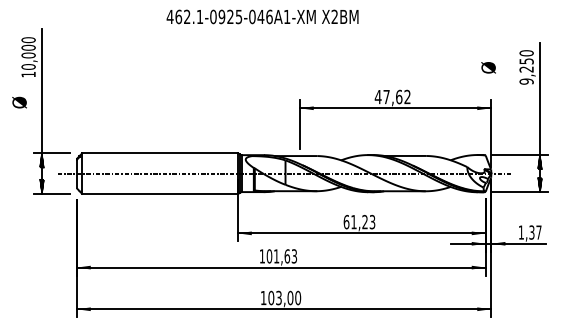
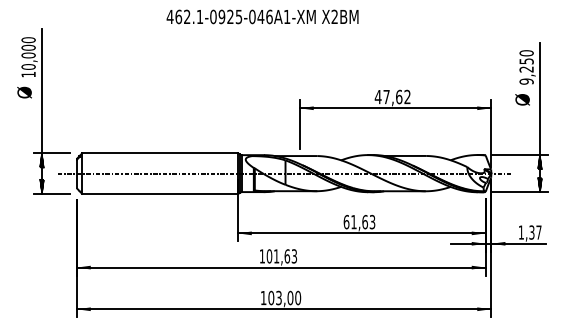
text position: (488, 67) -> (522, 99) (522, 99)
text position: (19, 102) -> (24, 92) (24, 92)
text: 61,23 -> 61,63 (364, 222)
